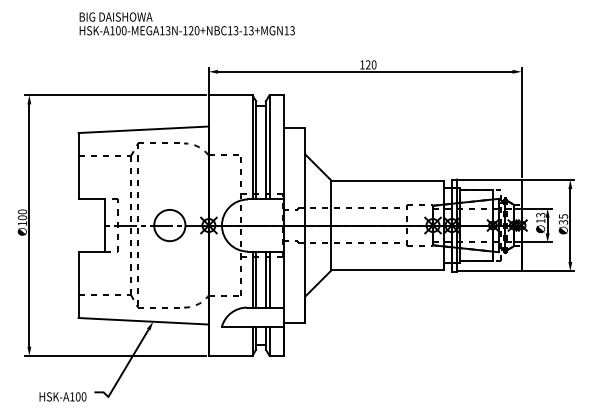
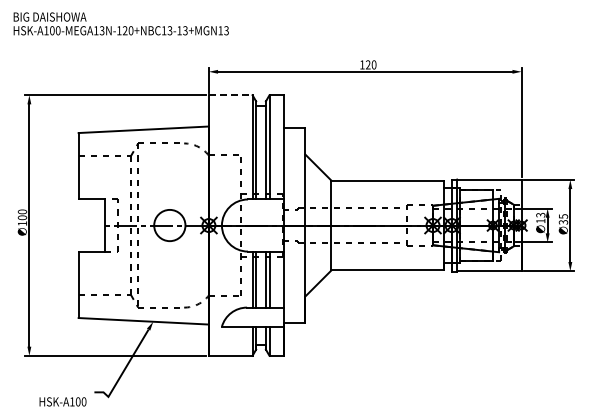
text position: (186, 23) -> (120, 23) (120, 23)
line: solid -> dashed (230, 95)
text position: (62, 396) -> (62, 401) (62, 401)
